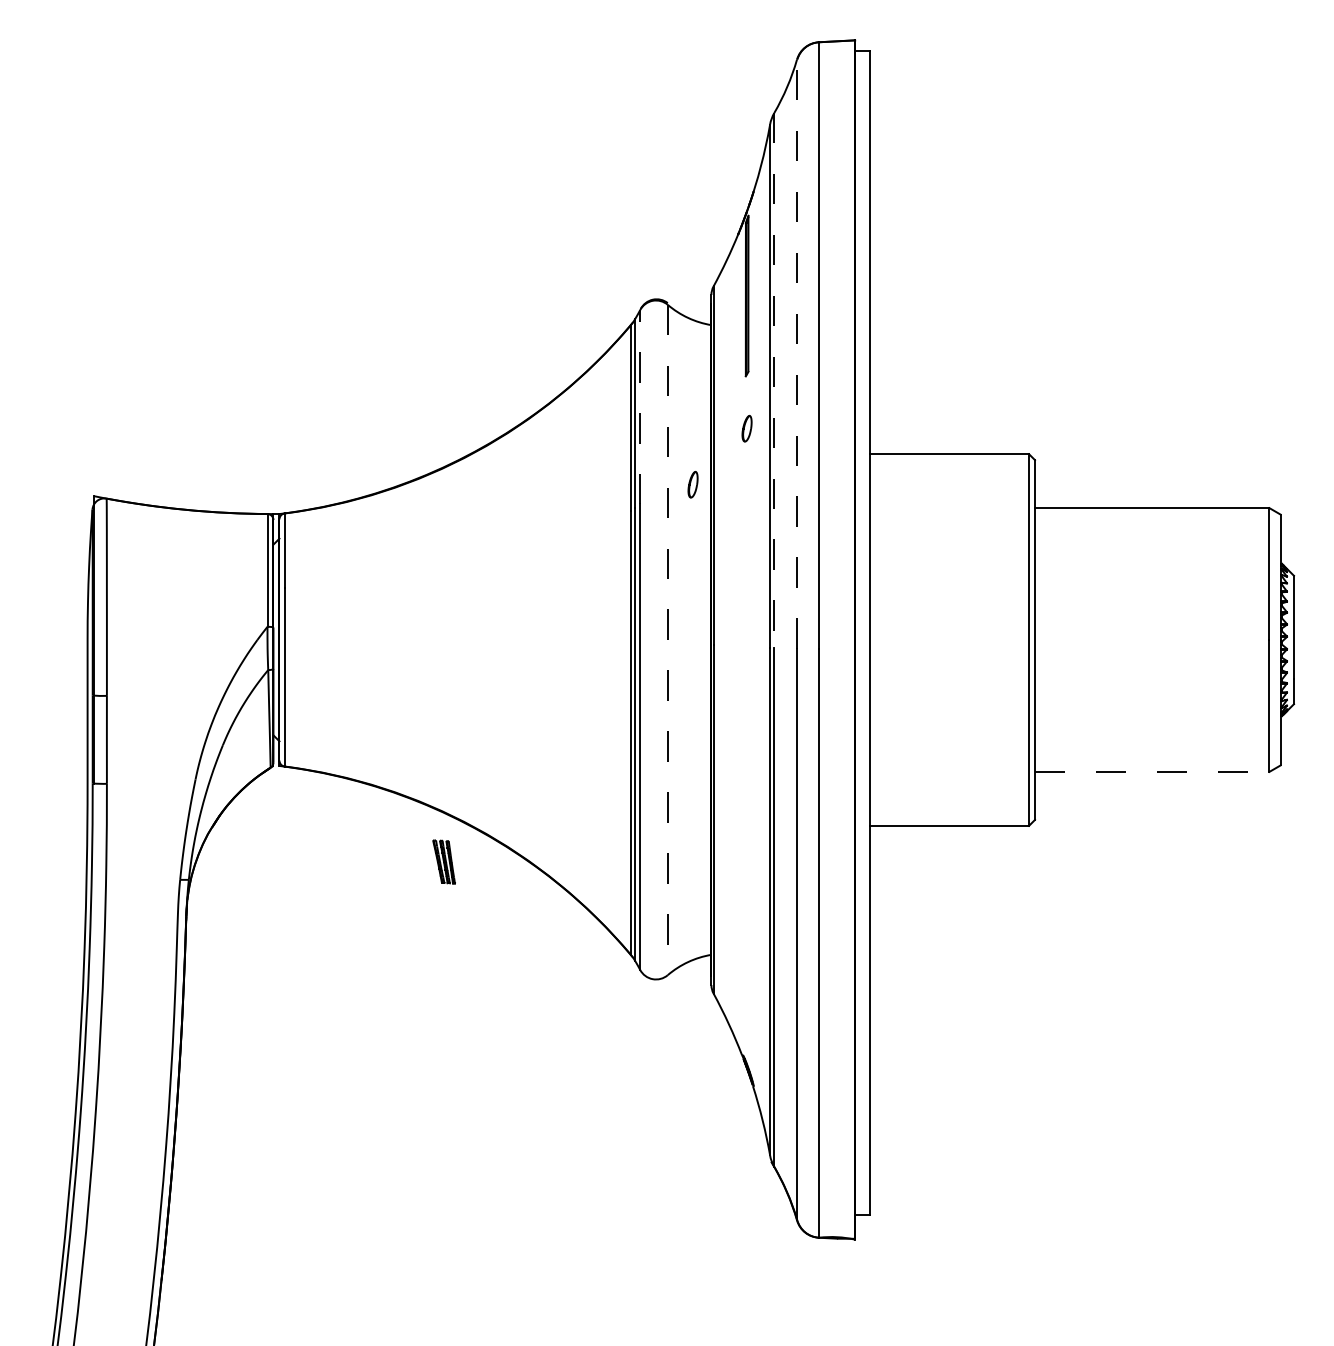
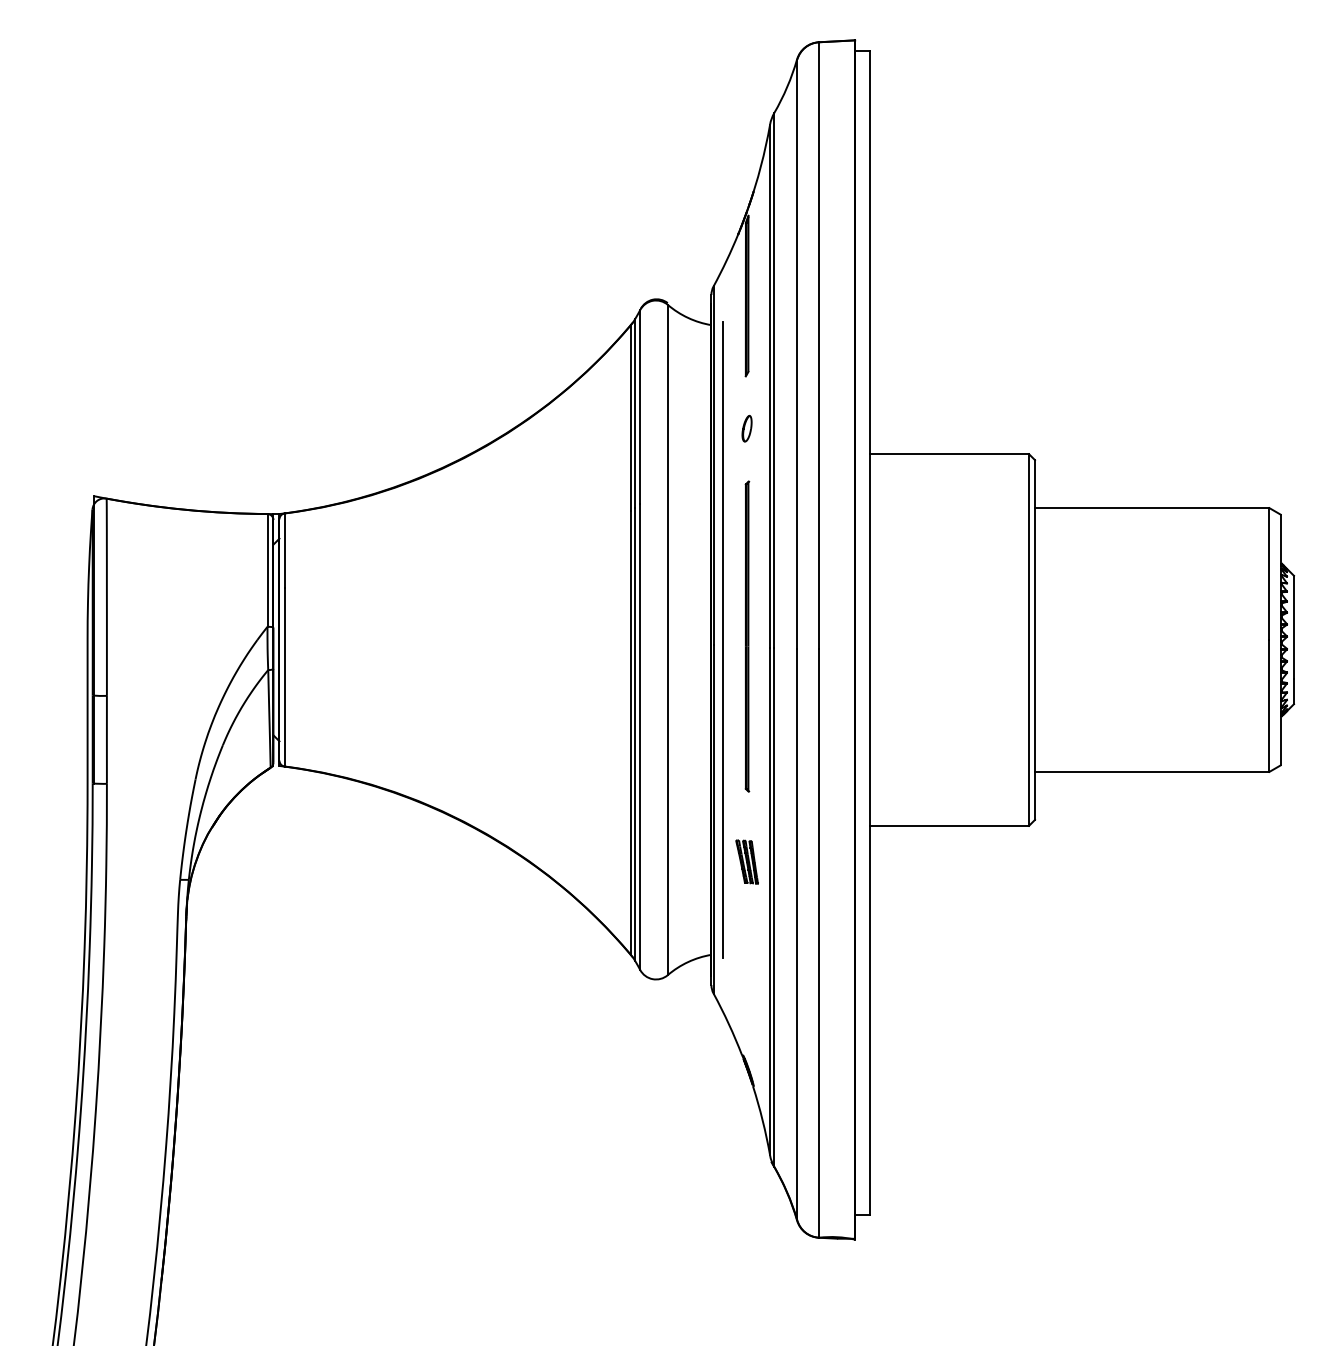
line: dashed -> solid (797, 354)
line: dashed -> solid (774, 380)
line: dashed -> solid (640, 406)
part: present -> none (692, 484)
part: none -> present (747, 636)
line: none -> present (723, 639)
line: dashed -> solid (667, 640)
line: dashed -> solid (1152, 771)
part position: (443, 861) -> (746, 861) (746, 861)
